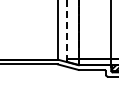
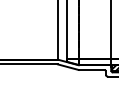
line: dashed -> solid (67, 30)
